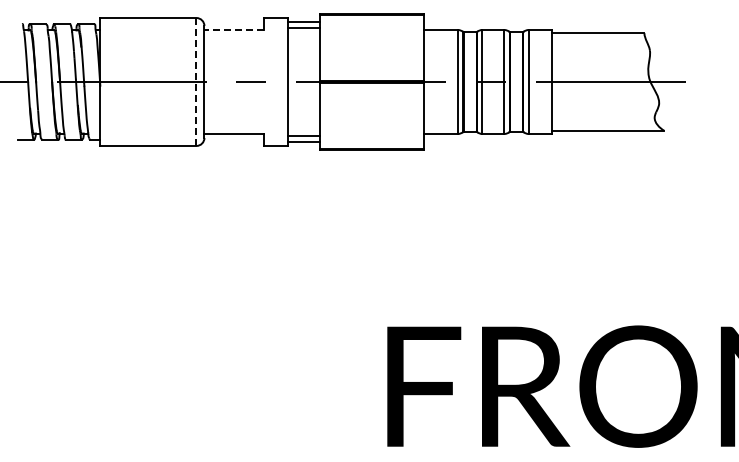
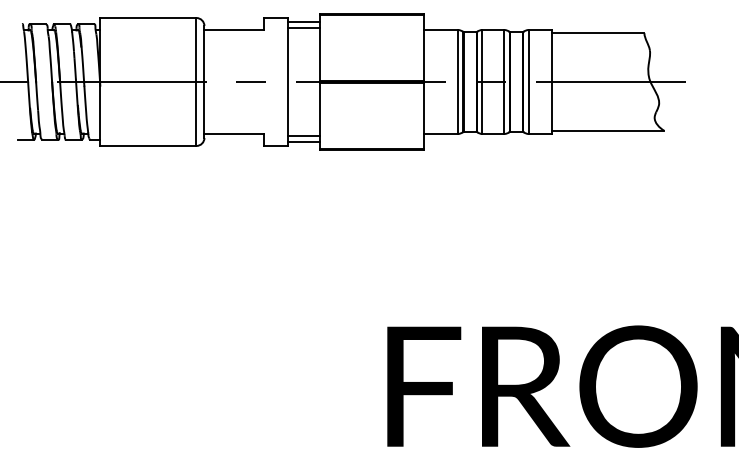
line: dashed -> solid (234, 30)
line: dashed -> solid (196, 82)
